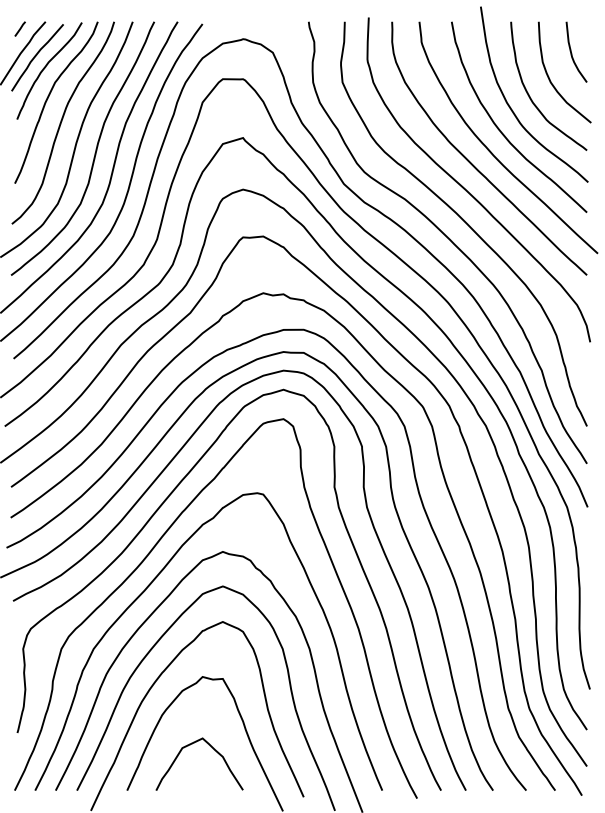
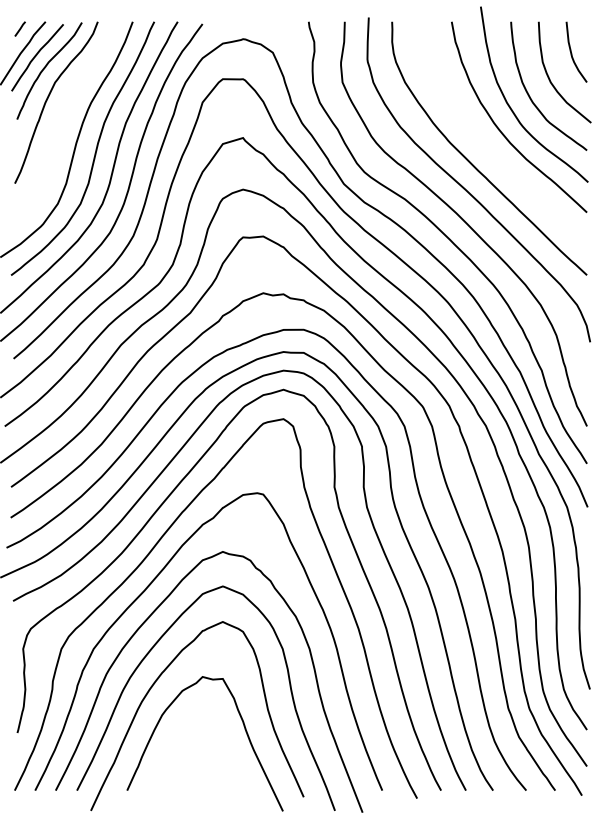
curve: present -> none (62, 121)
curve: present -> none (492, 152)
curve: present -> none (213, 749)
